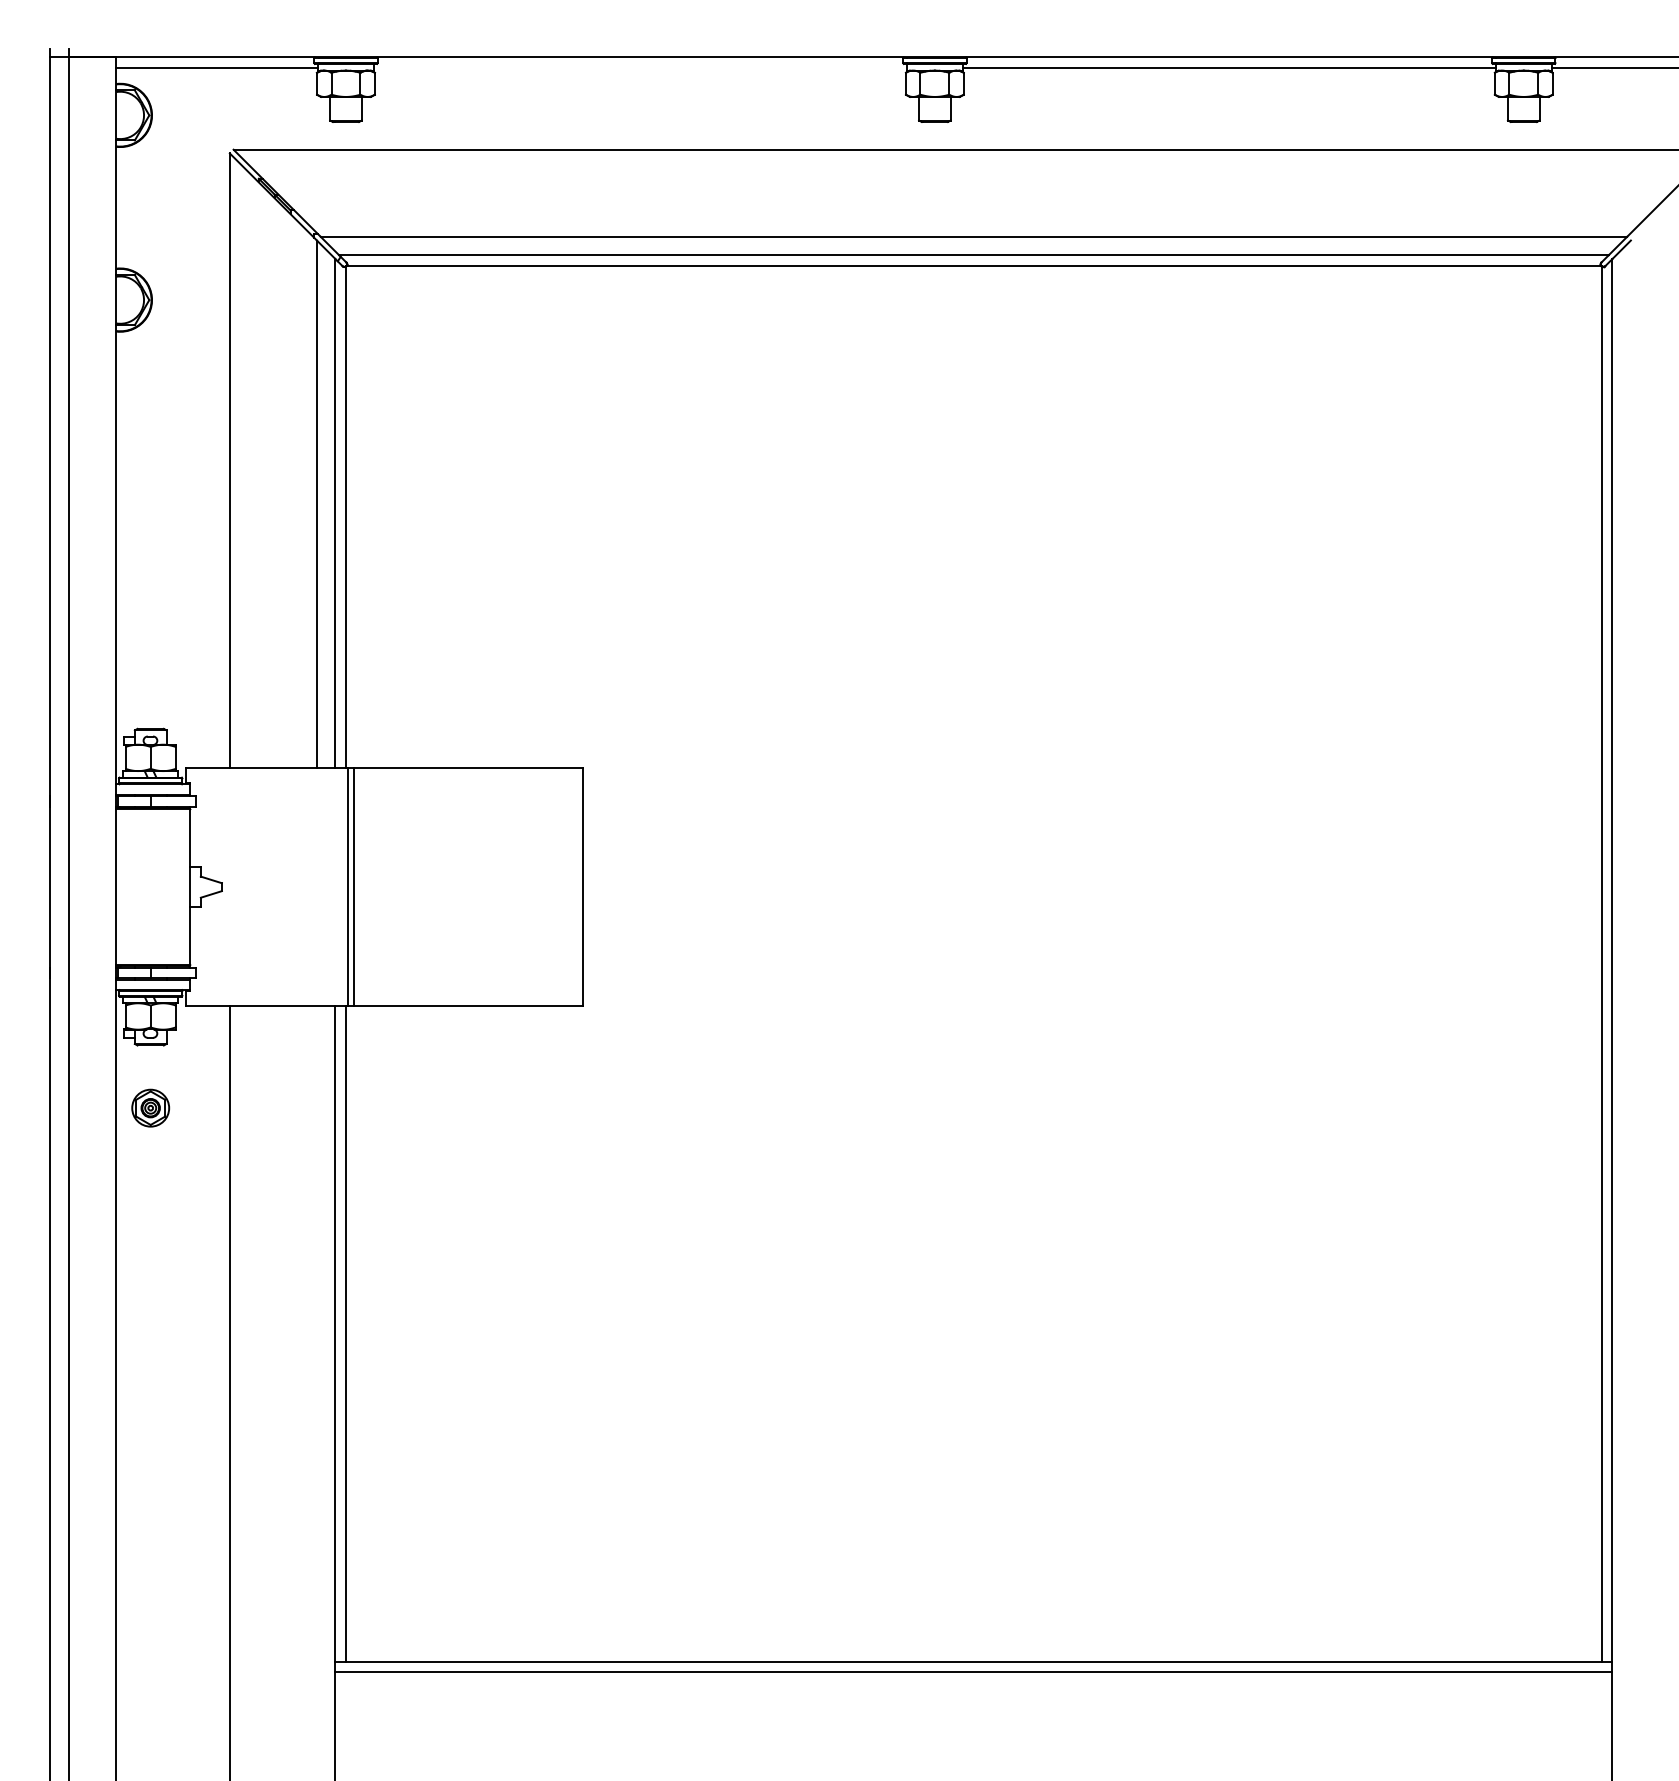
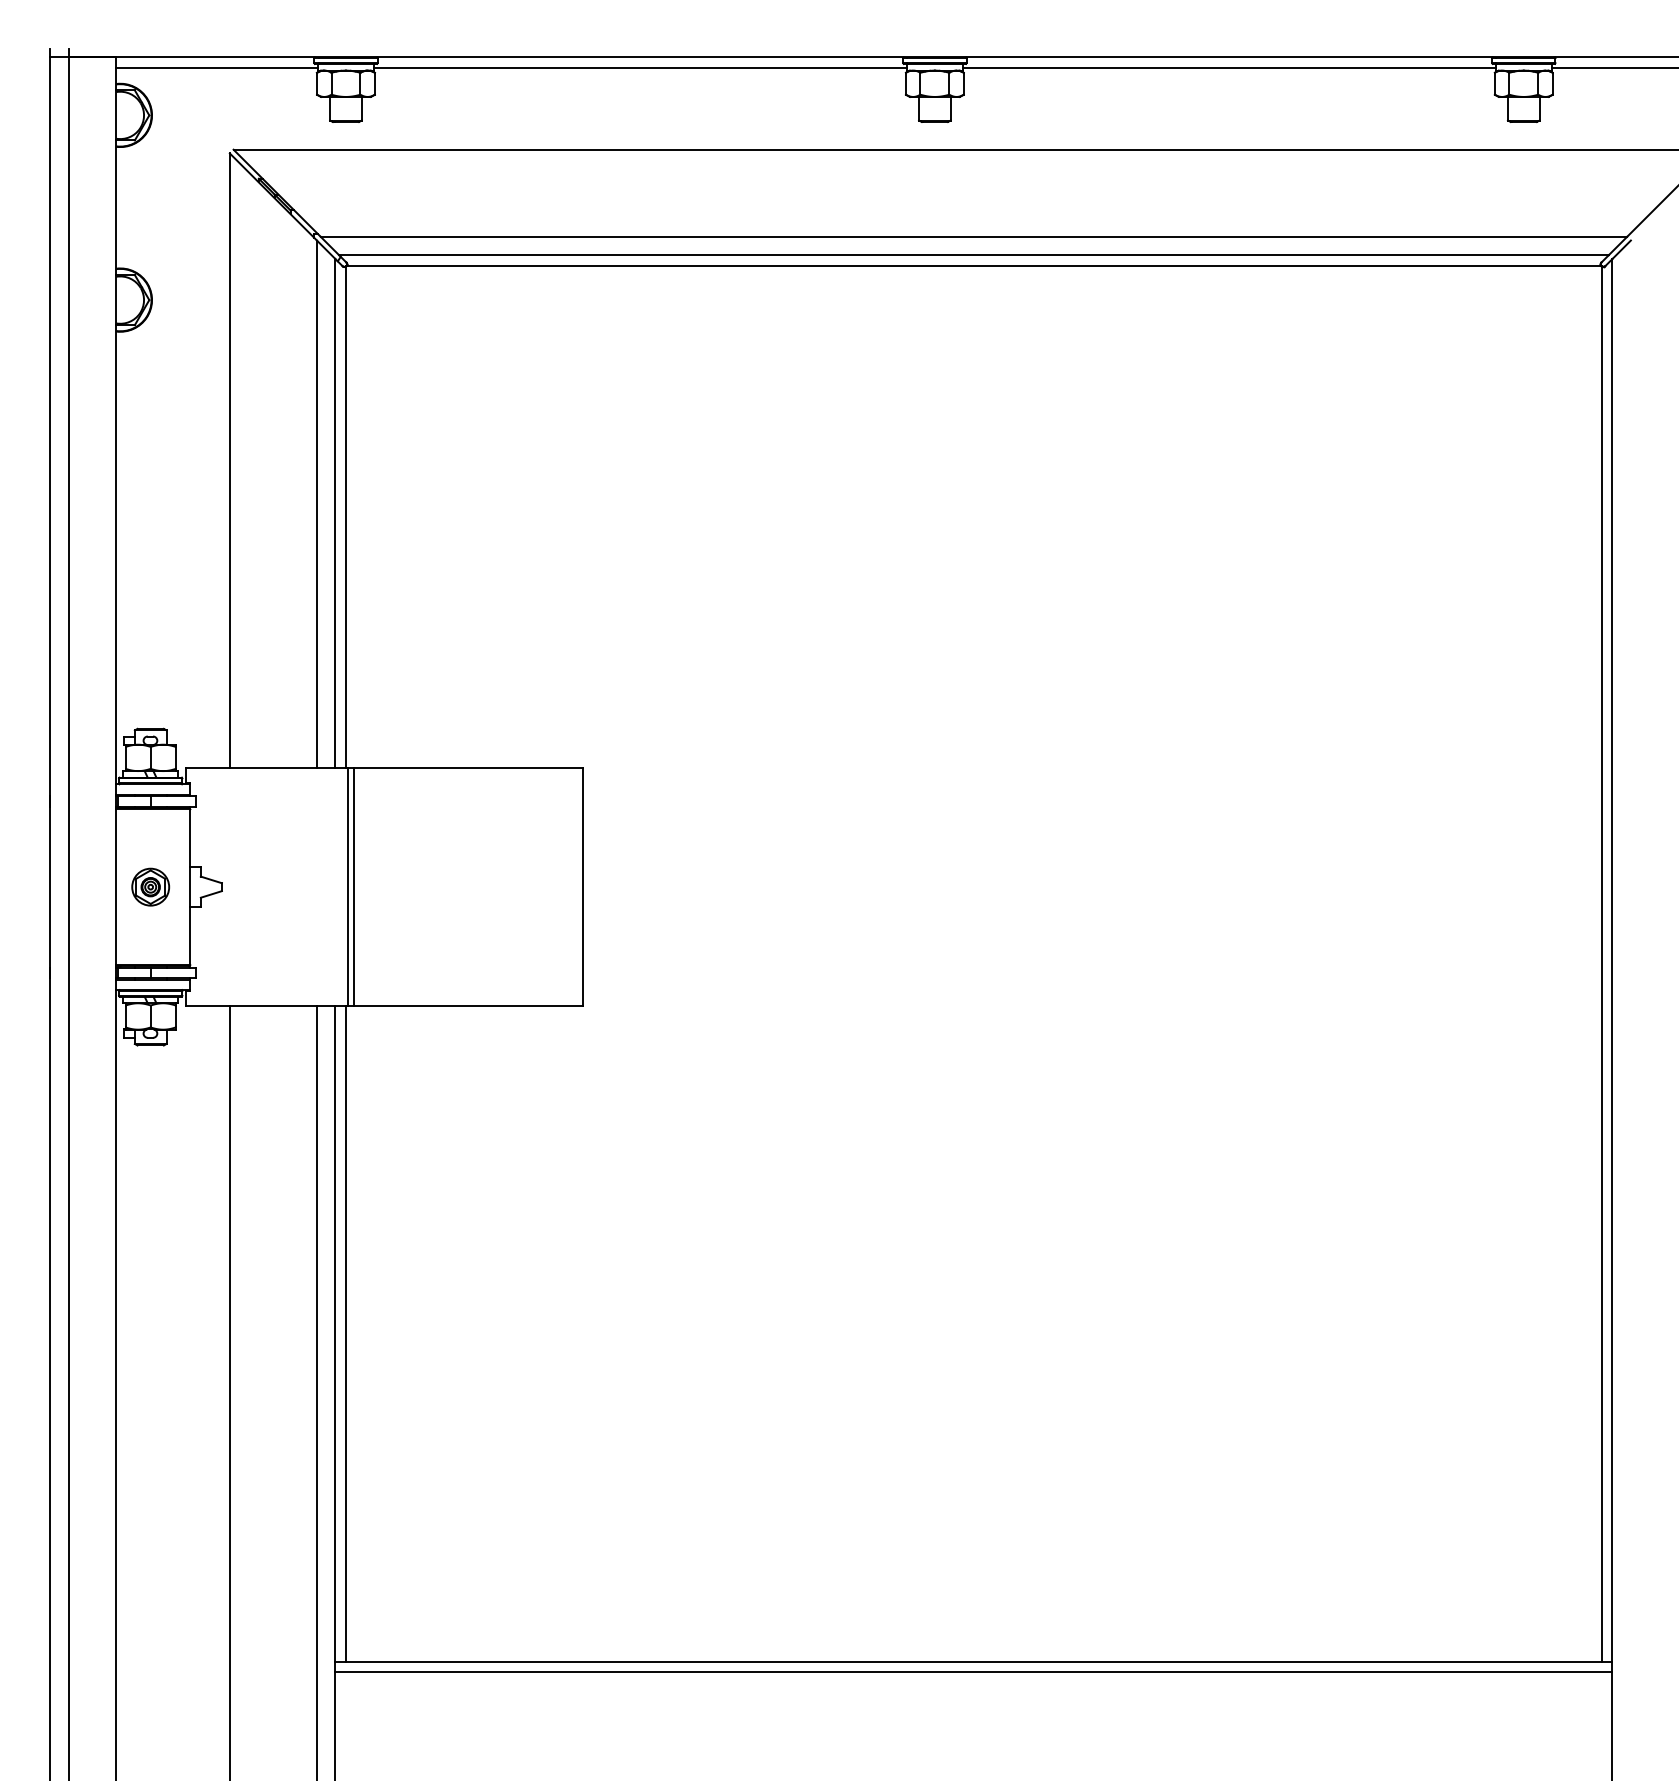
line: none -> present (640, 67)
part position: (150, 1107) -> (150, 886) (150, 886)
line: none -> present (316, 1391)
